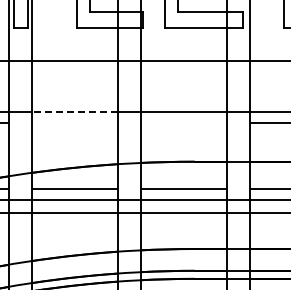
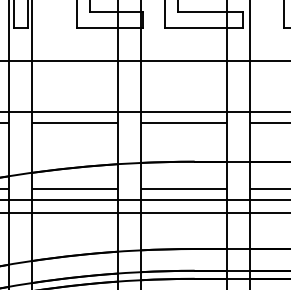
line: dashed -> solid (74, 112)
line: none -> present (74, 123)
line: none -> present (184, 123)
